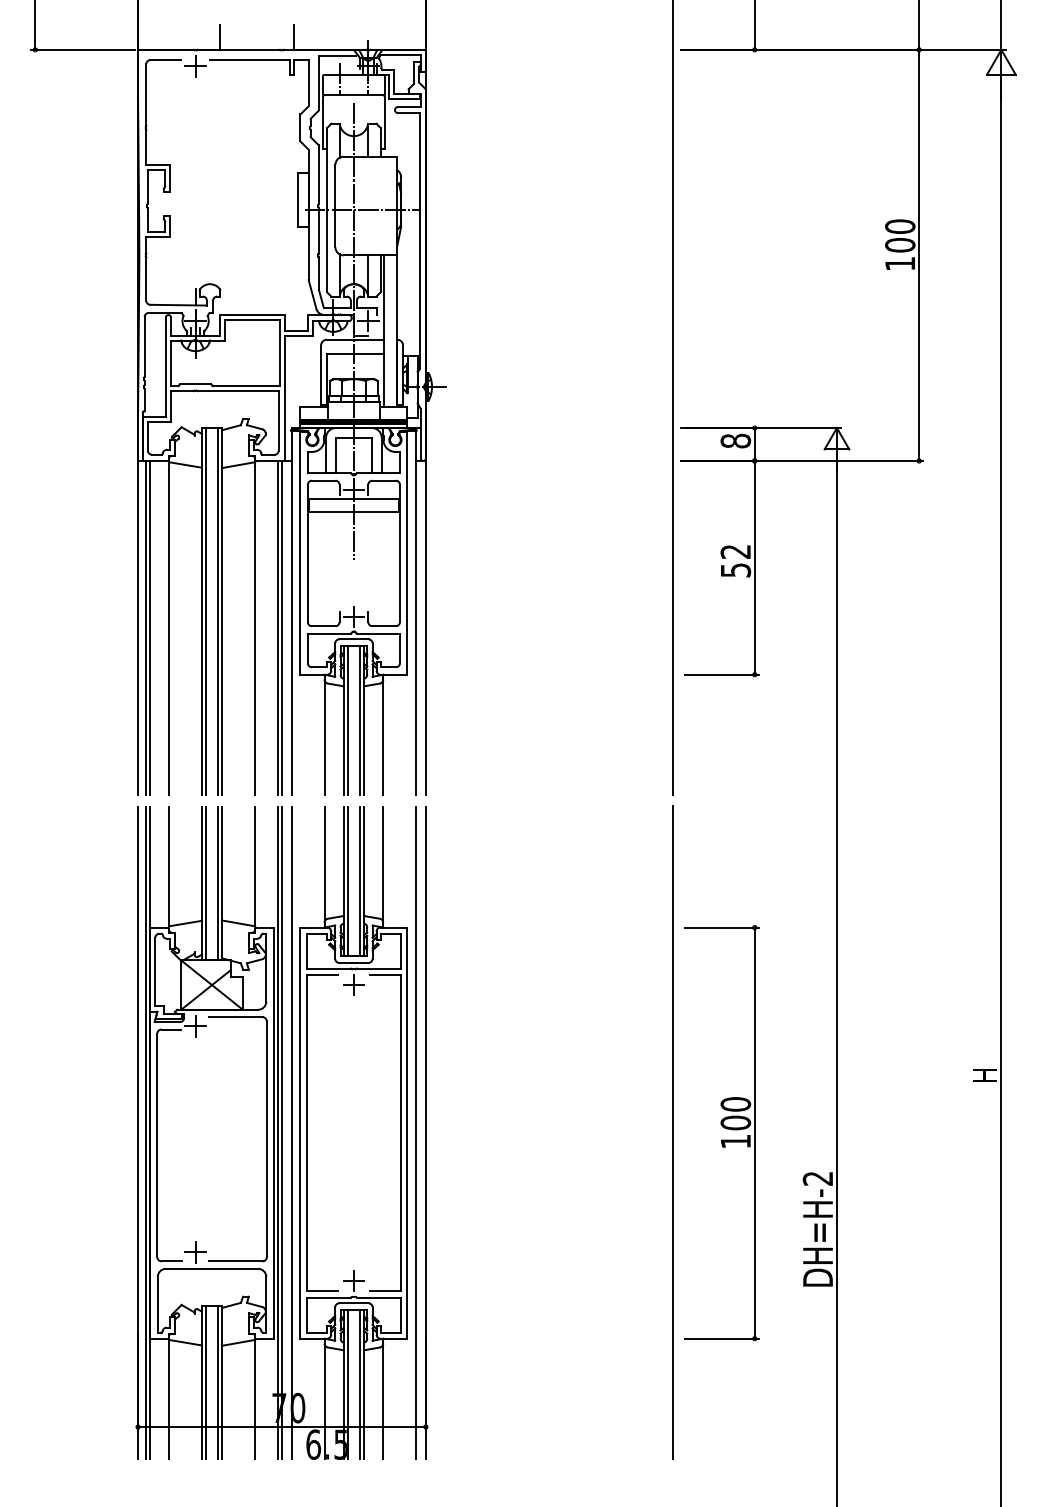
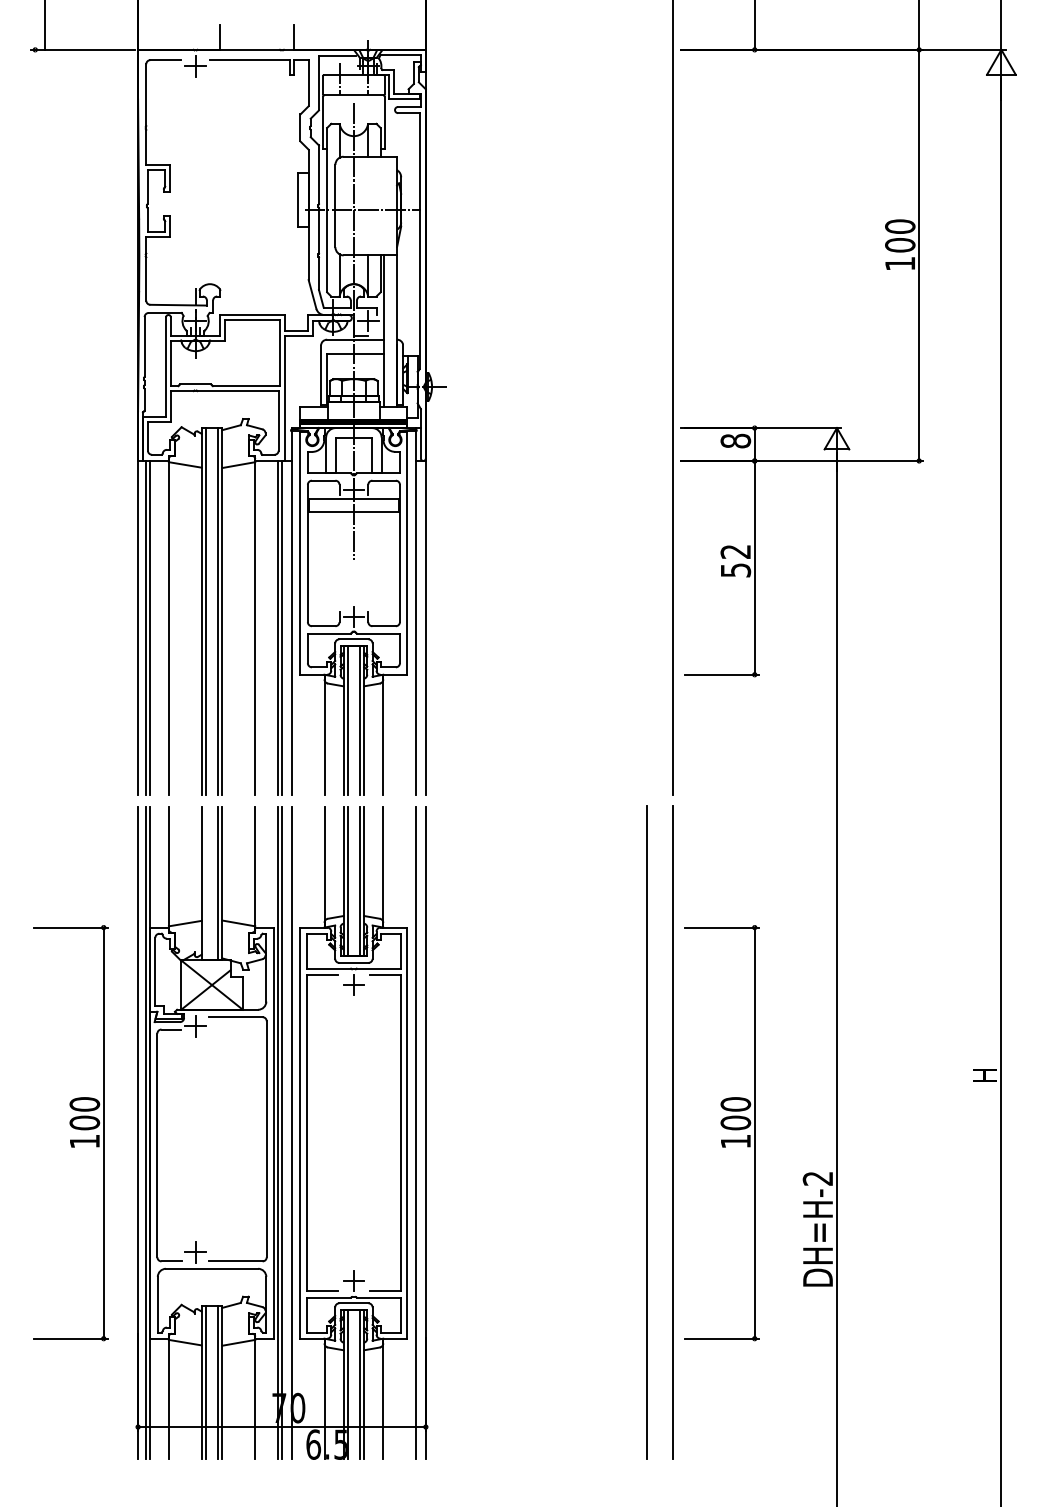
line position: (35, 25) -> (45, 25) (45, 25)
line: present -> none (205, 883)
line: none -> present (646, 1132)
part: none -> present (70, 1133)
